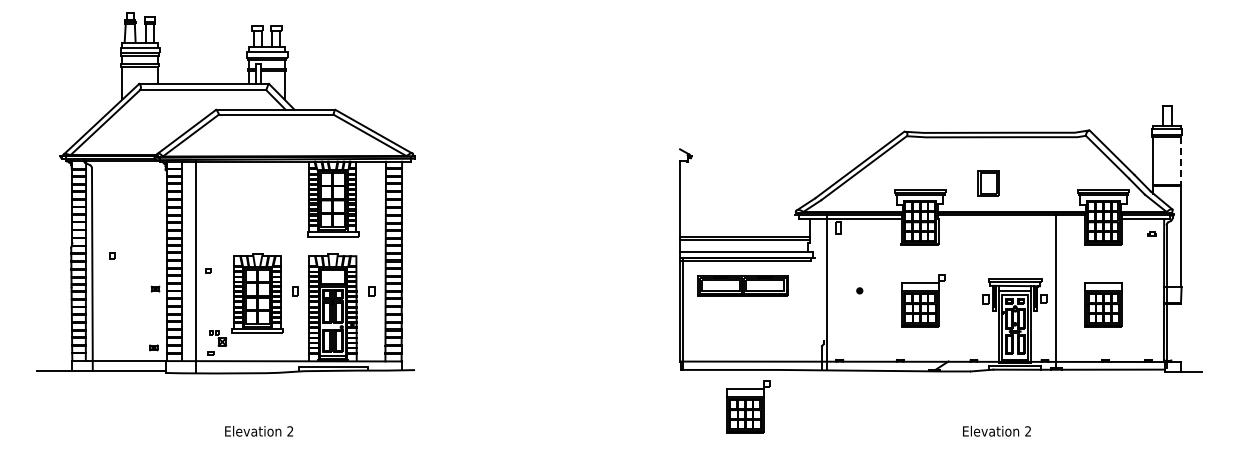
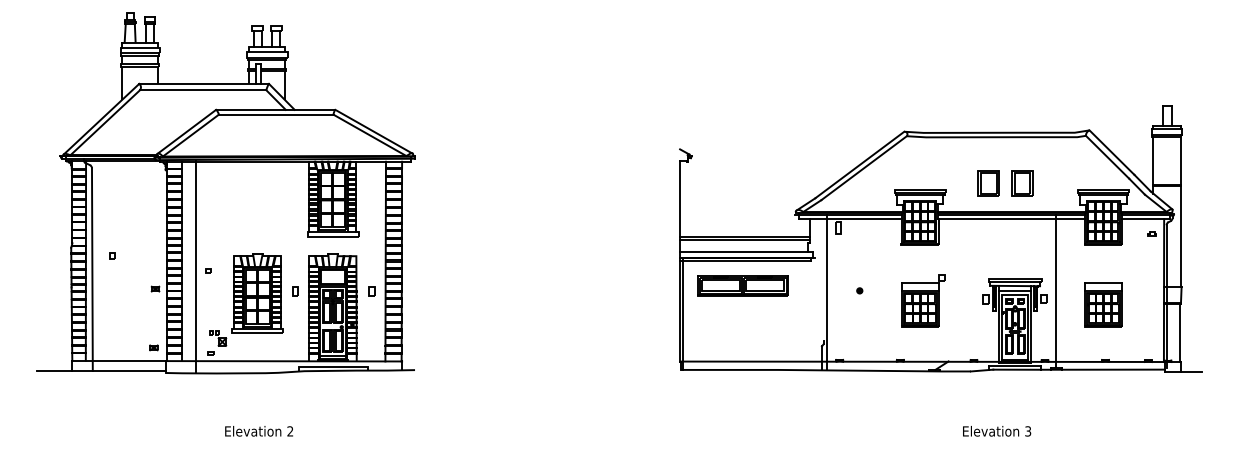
line: dashed -> solid (1180, 161)
part: none -> present (1022, 183)
line: none -> present (1011, 219)
line: none -> present (1180, 332)
part: present -> none (748, 406)
text: 2 -> 3 (1028, 431)
